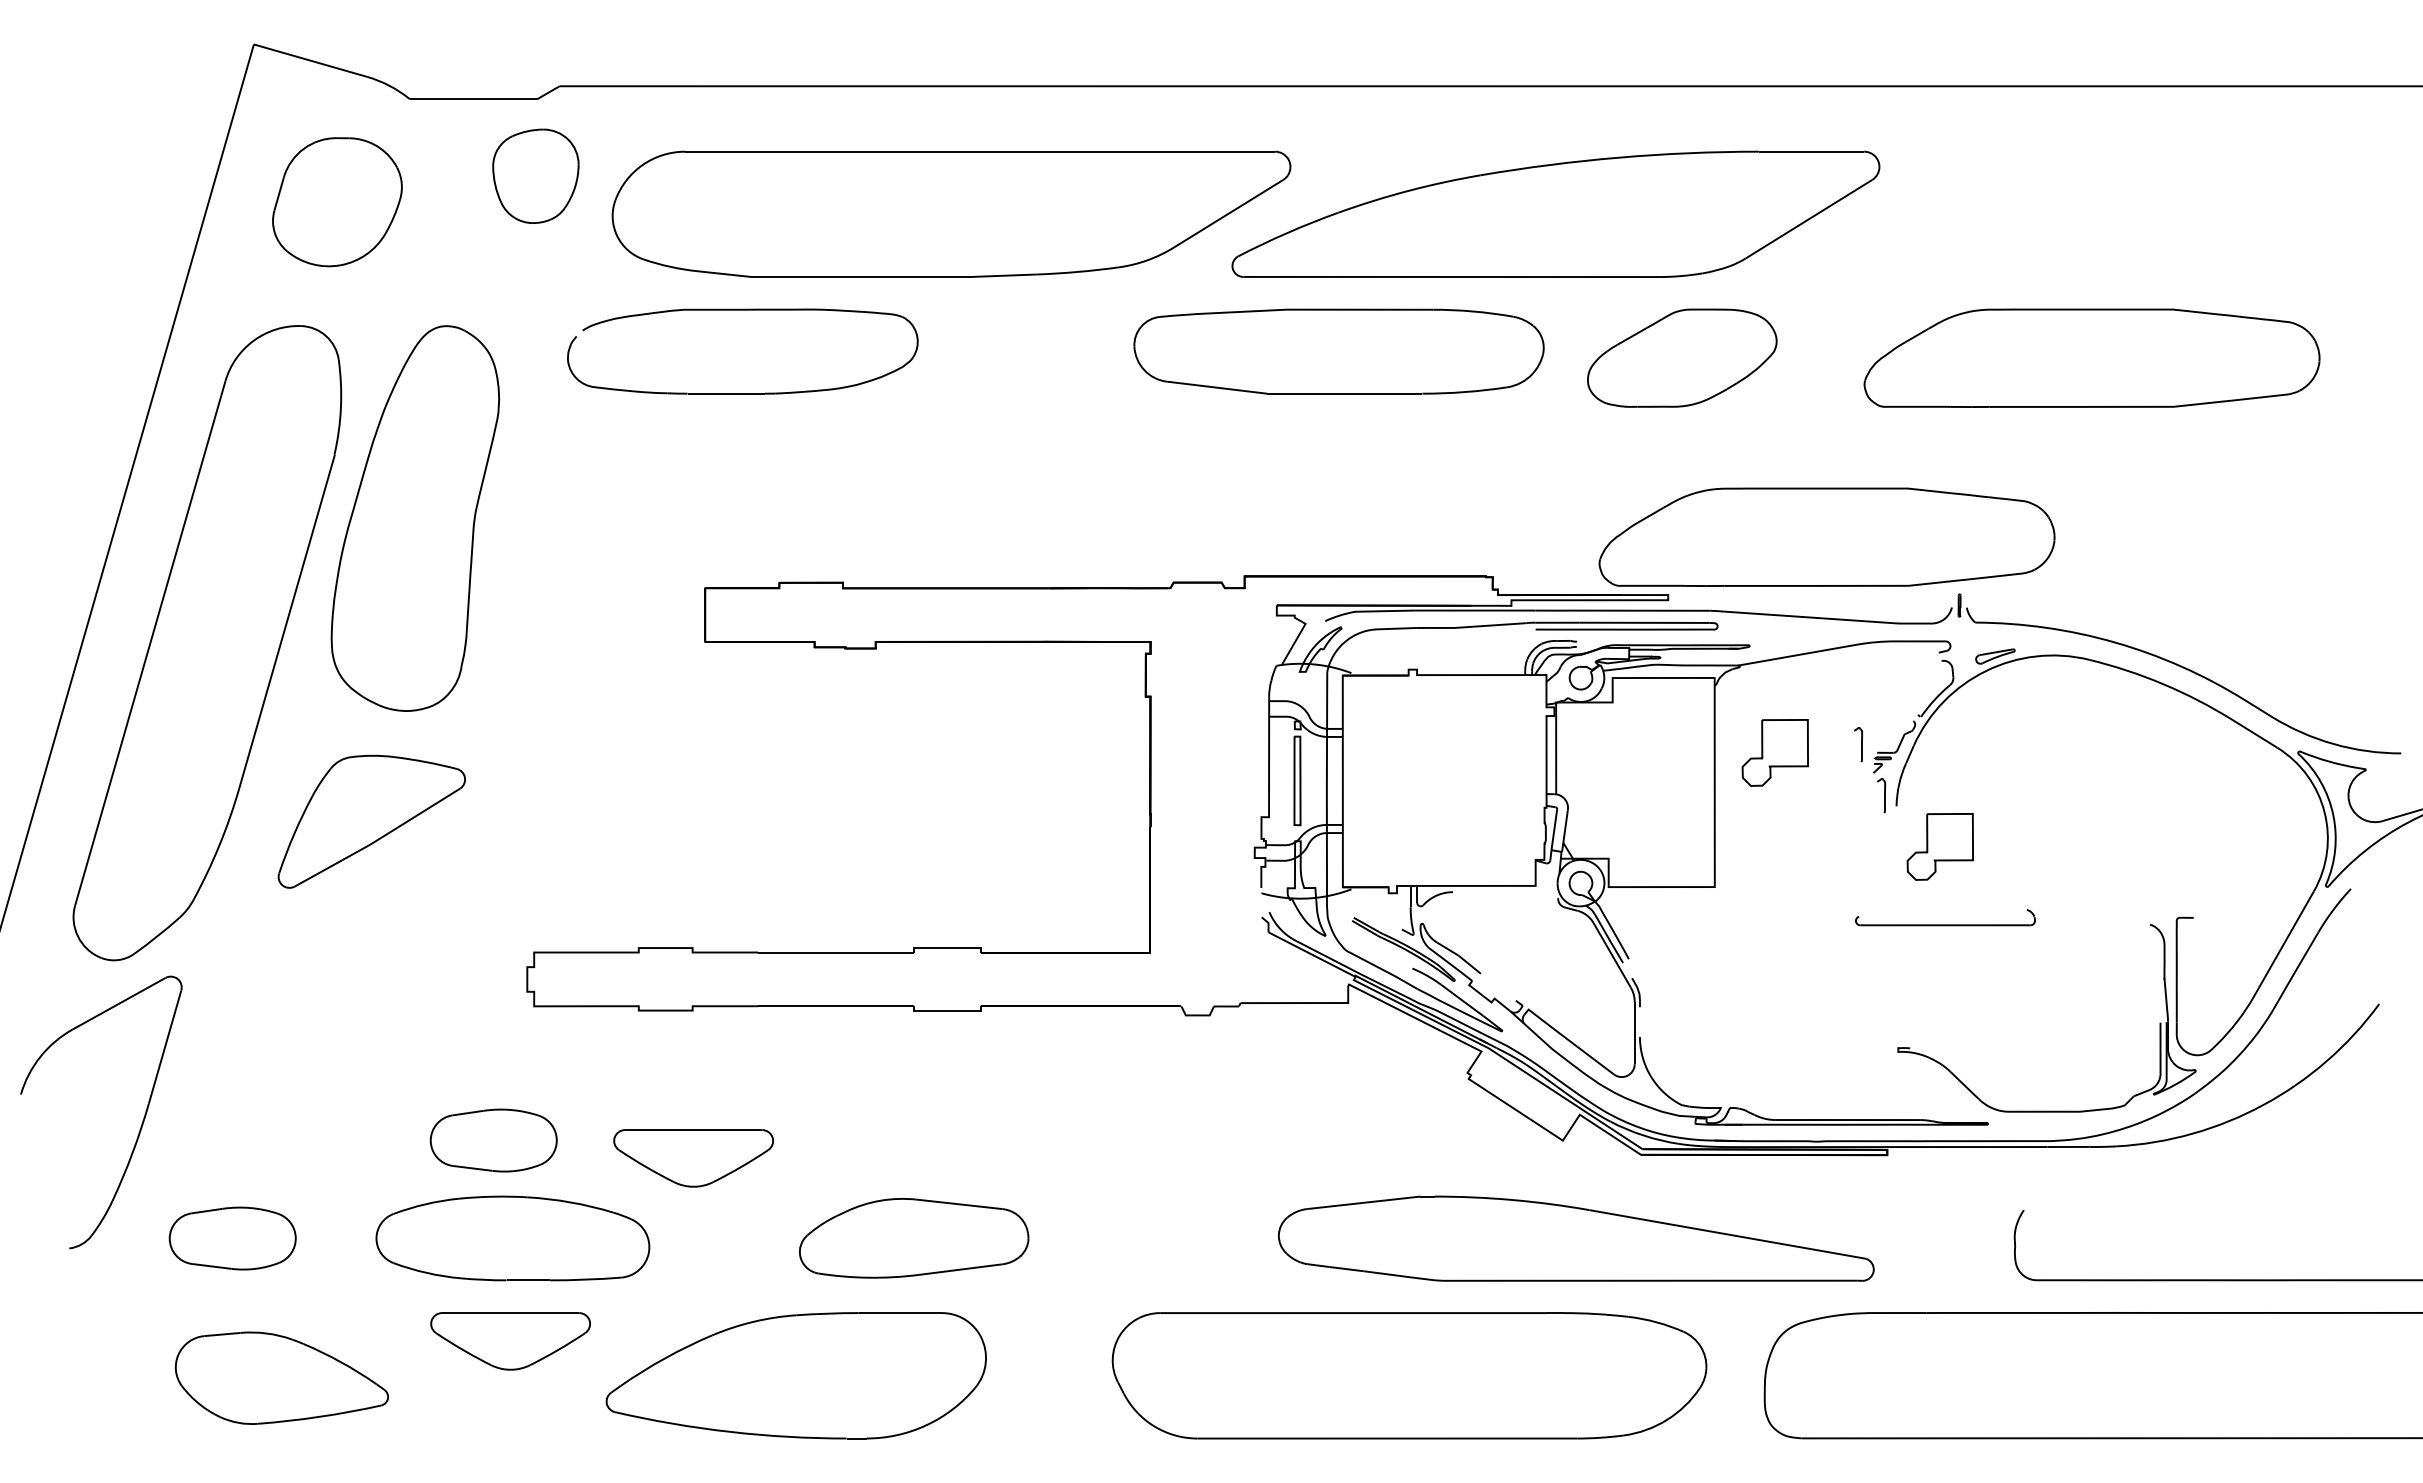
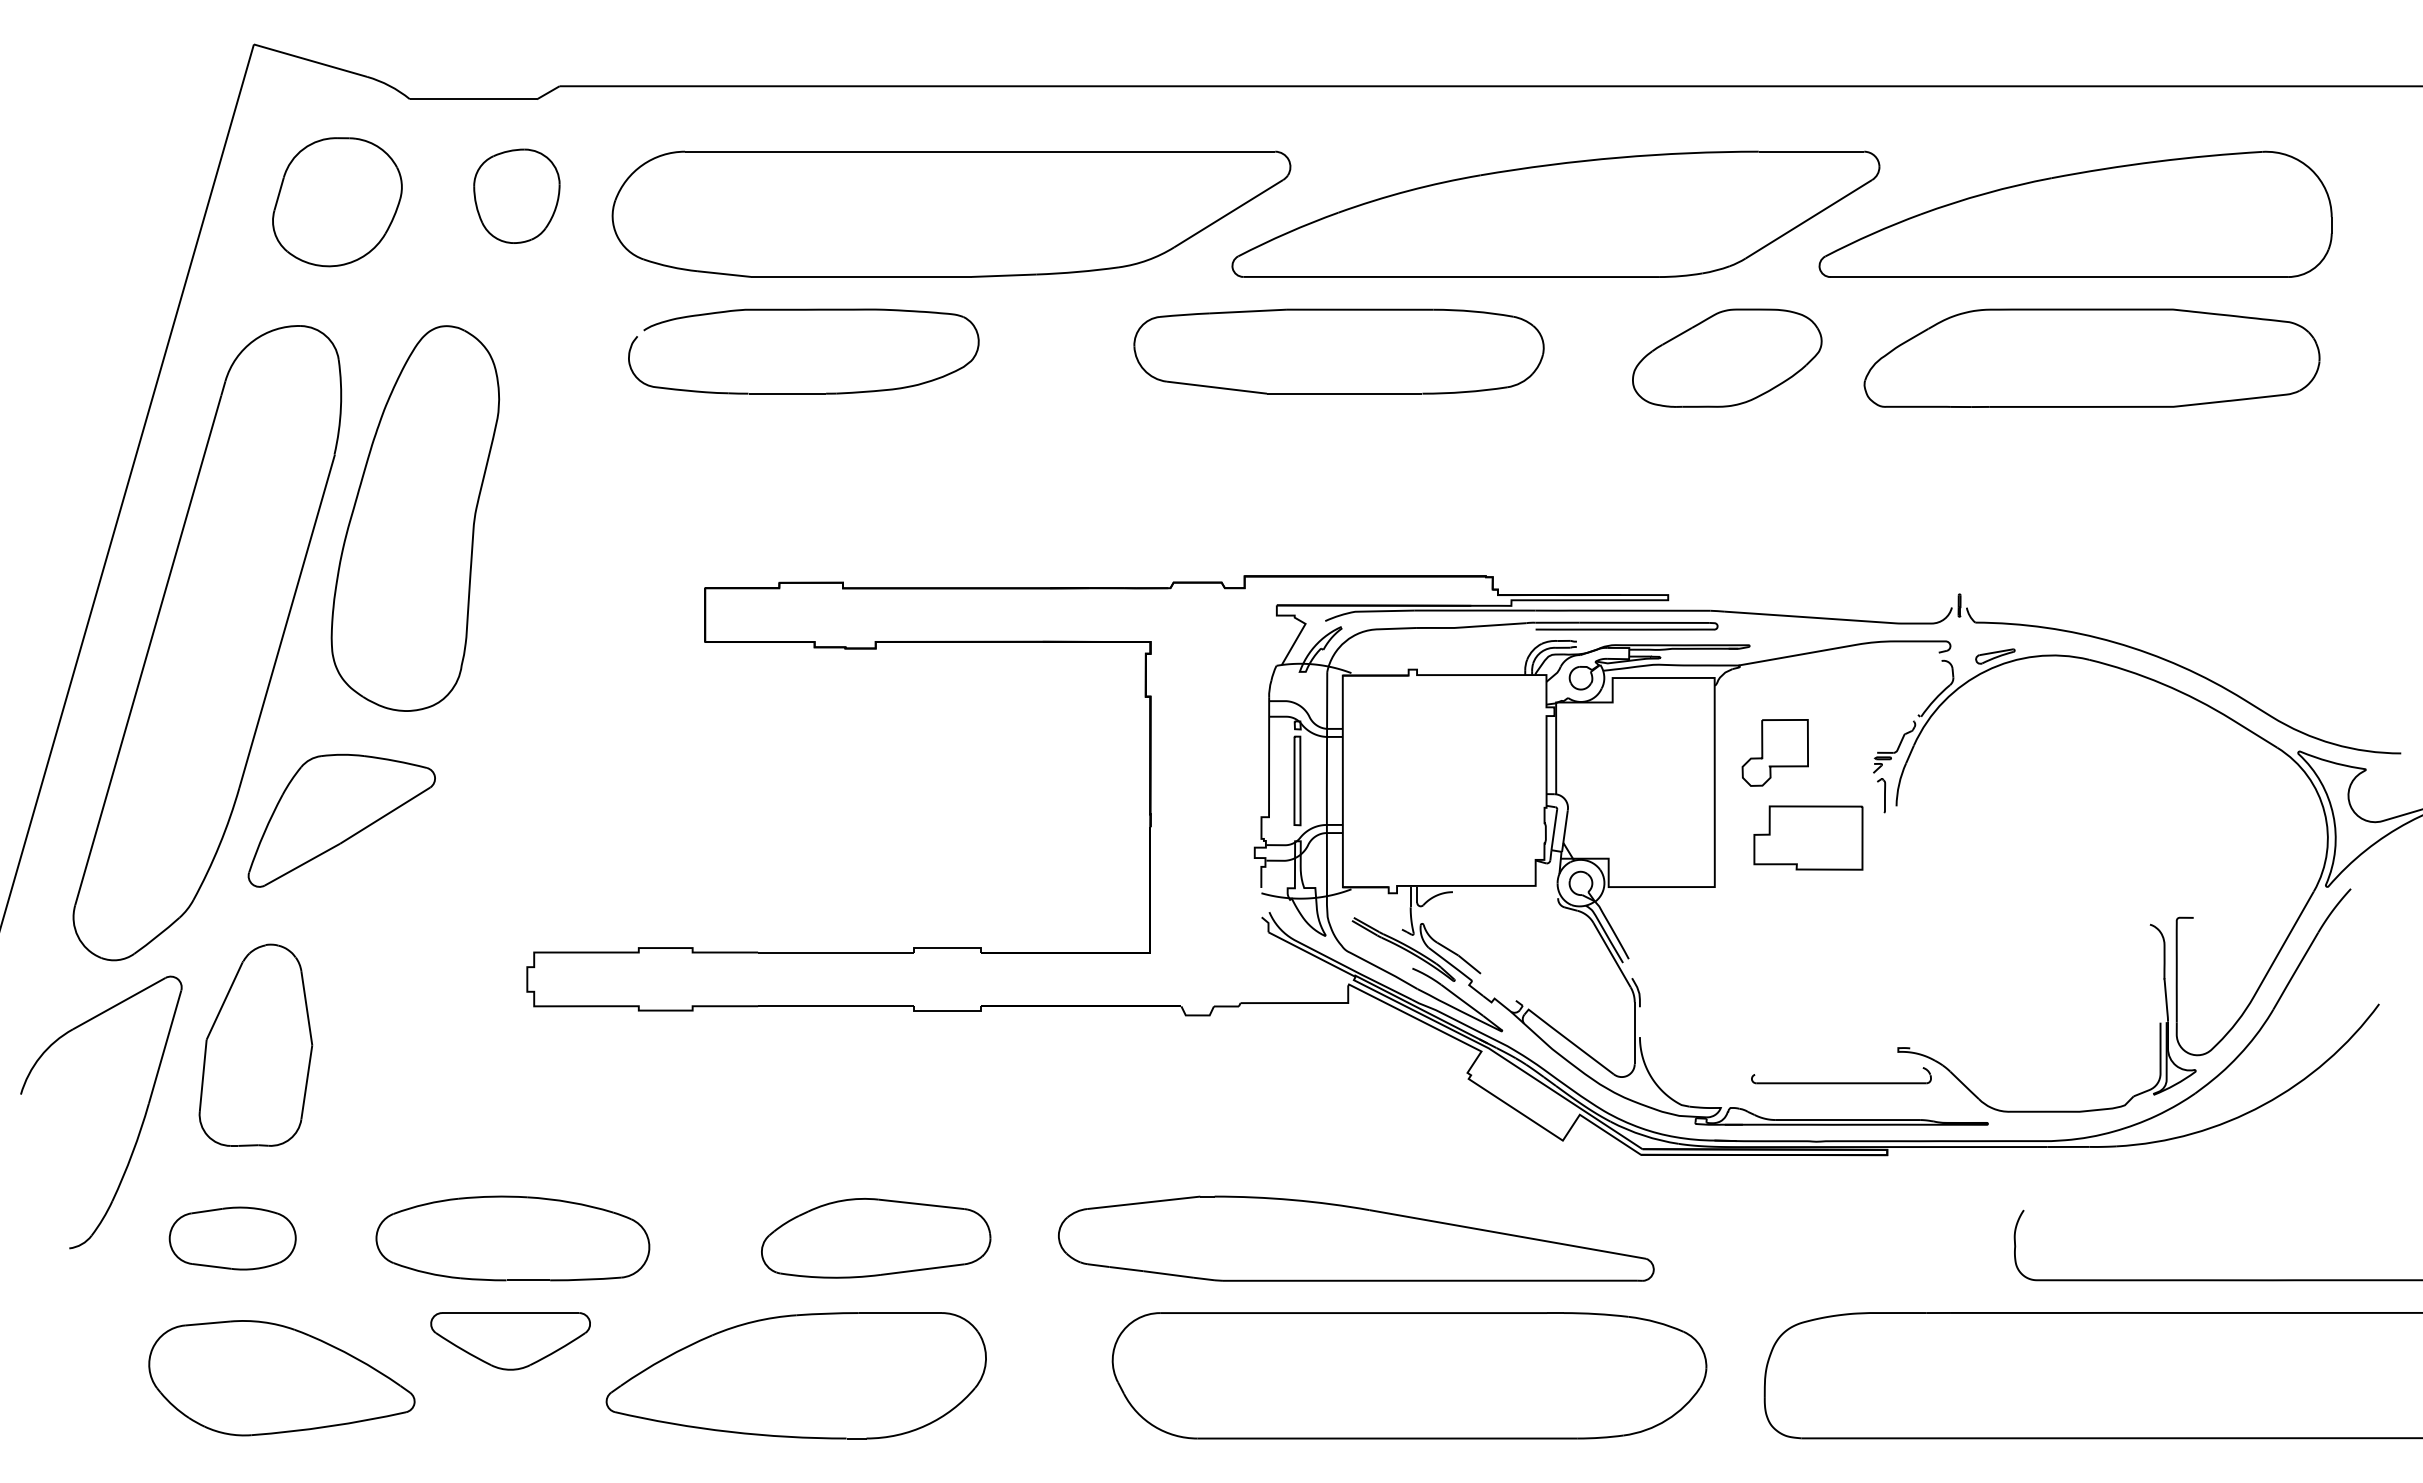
part position: (535, 175) -> (516, 195) (516, 195)
part: none -> present (2075, 213)
part position: (742, 310) -> (803, 310) (803, 310)
part position: (1682, 357) -> (1727, 357) (1727, 357)
part: present -> none (1826, 536)
part: present -> none (1858, 744)
part position: (371, 821) -> (341, 820) (341, 820)
part: none -> present (1808, 837)
part: present -> none (1939, 846)
part position: (1945, 924) -> (1841, 1082) (1841, 1082)
part: none -> present (255, 1044)
part: present -> none (493, 1140)
part: present -> none (693, 1158)
part position: (914, 1238) -> (876, 1238) (876, 1238)
part position: (1576, 1238) -> (1356, 1238) (1356, 1238)
part size: 215x94 px -> 268x117 px (281, 1378)
